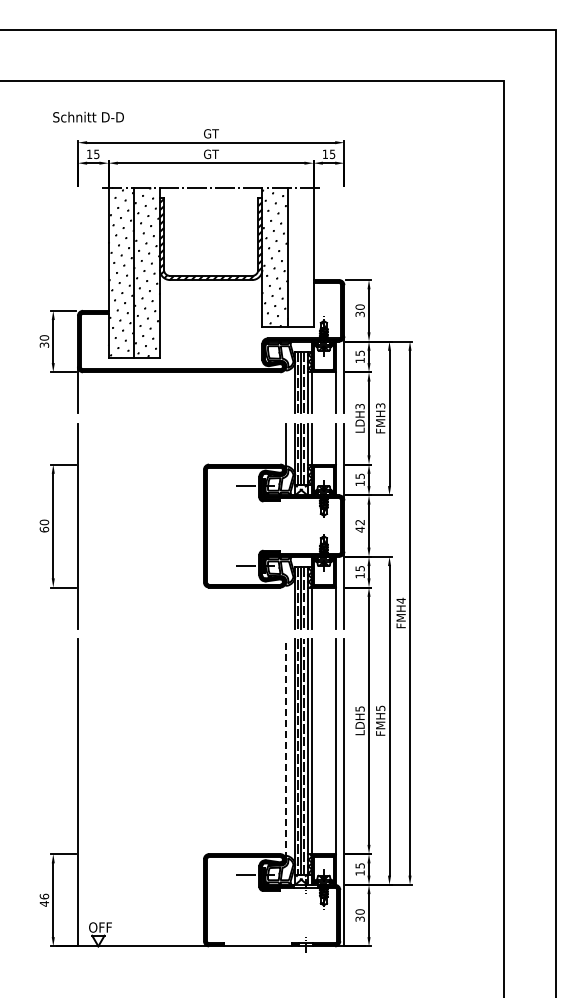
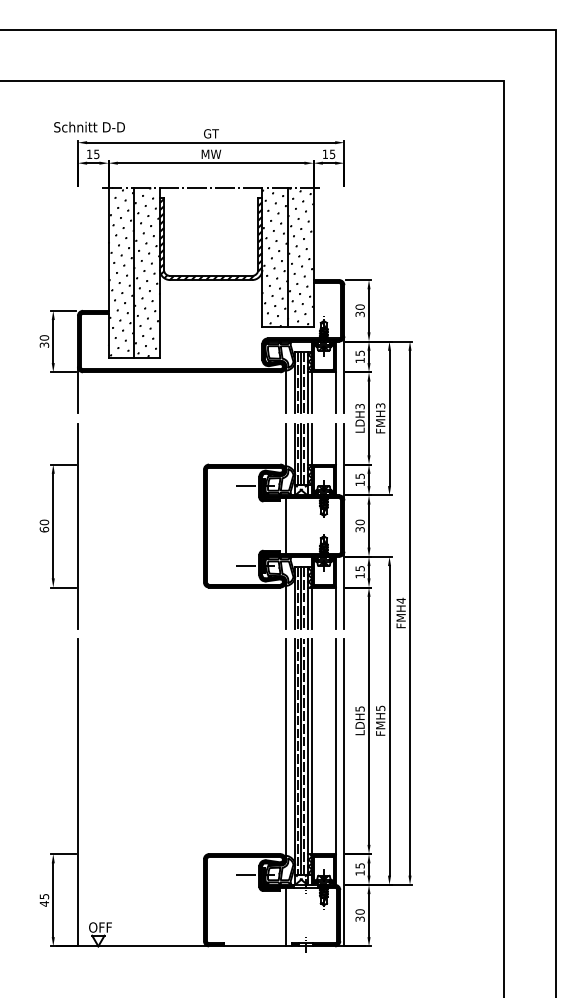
text position: (88, 116) -> (89, 126) (89, 126)
text: GT -> MW (211, 154)
hatch: none -> present (300, 256)
line: none -> present (285, 390)
line: none -> present (285, 525)
text: 42 -> 30 (359, 525)
line: none -> present (285, 605)
line: dashed -> solid (285, 748)
text: 46 -> 45 (44, 896)
line: none -> present (285, 916)
